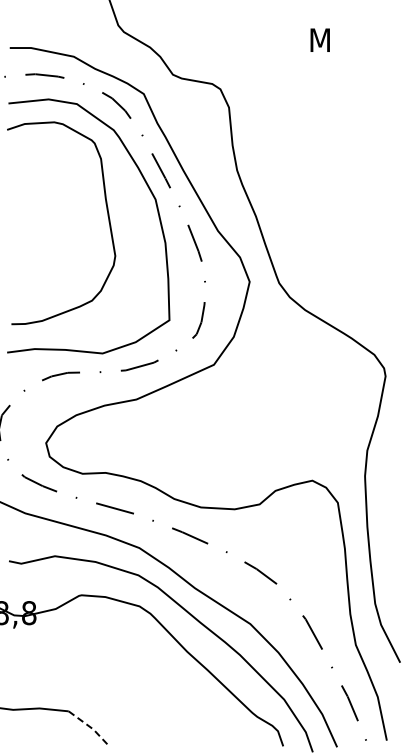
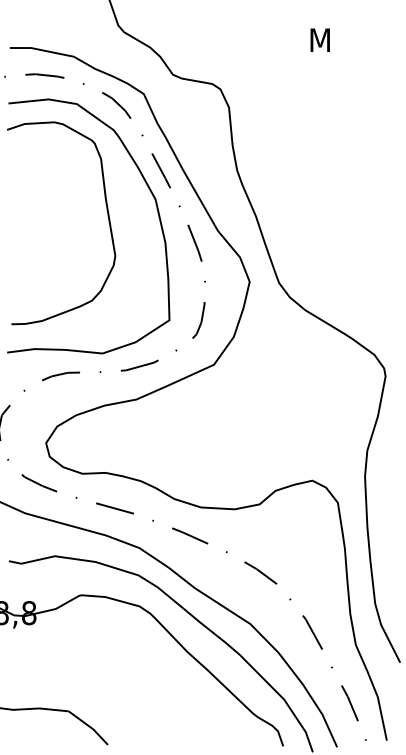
line: dashed -> solid (90, 727)
